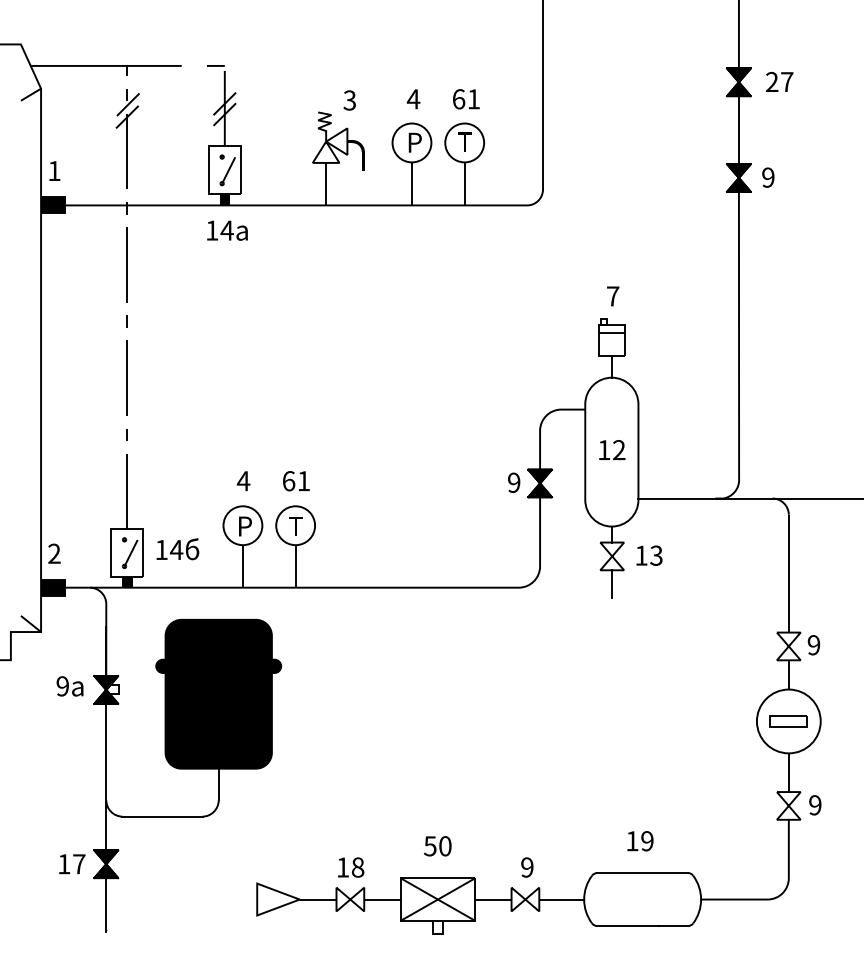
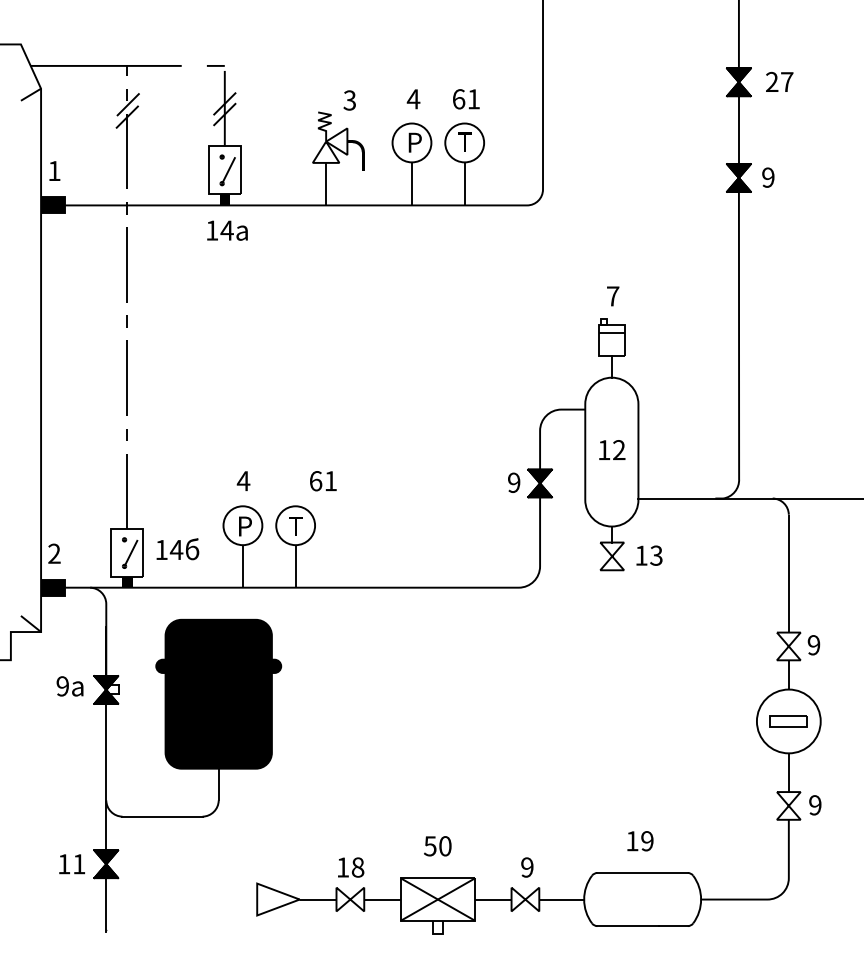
text position: (296, 481) -> (323, 481) (323, 481)
line: present -> none (612, 583)
text: 17 -> 11 (79, 864)
